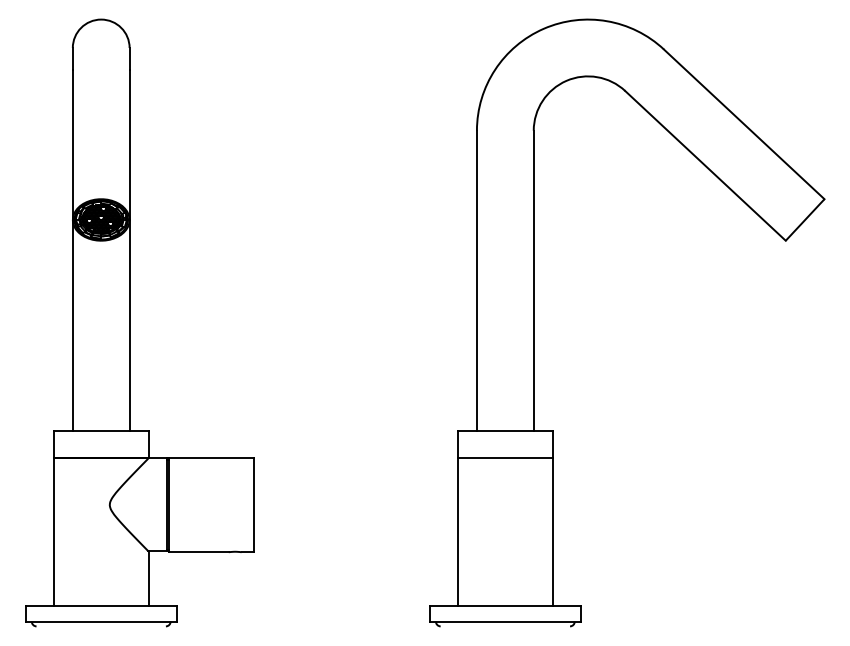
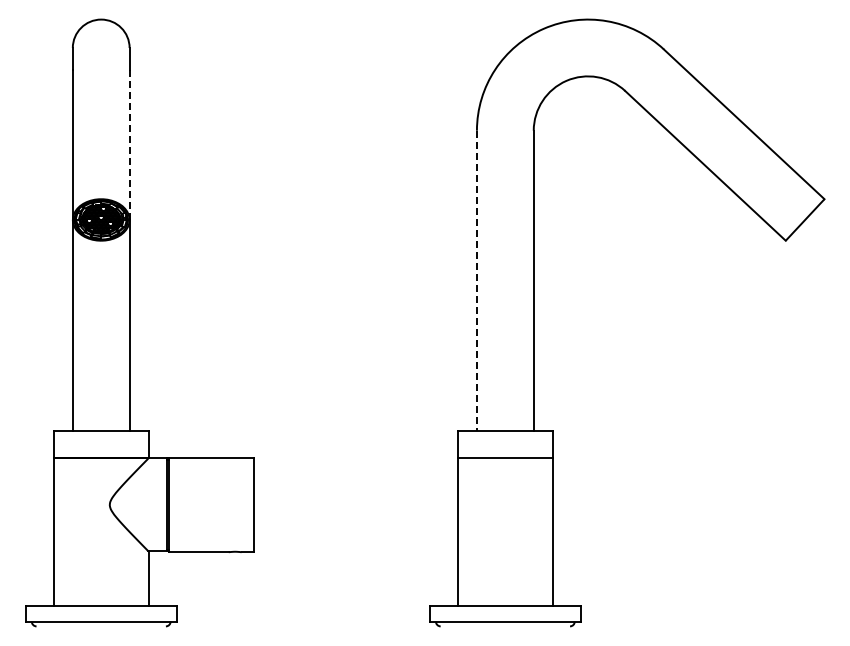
line: solid -> dashed (129, 145)
line: solid -> dashed (476, 280)
